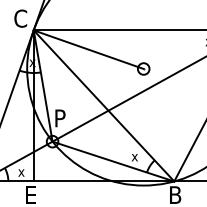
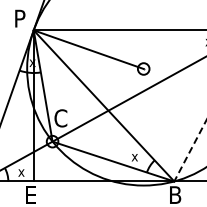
text: C -> P (20, 18)
text: P -> C (60, 118)
line: solid -> dashed (190, 150)
